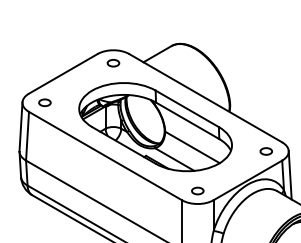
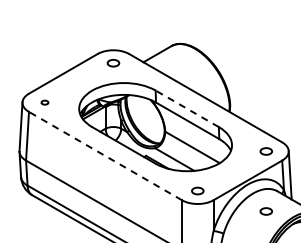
part size: 14x9 px -> 10x7 px (44, 102)
line: solid -> dashed (187, 108)
line: solid -> dashed (105, 155)
part: none -> present (265, 211)
